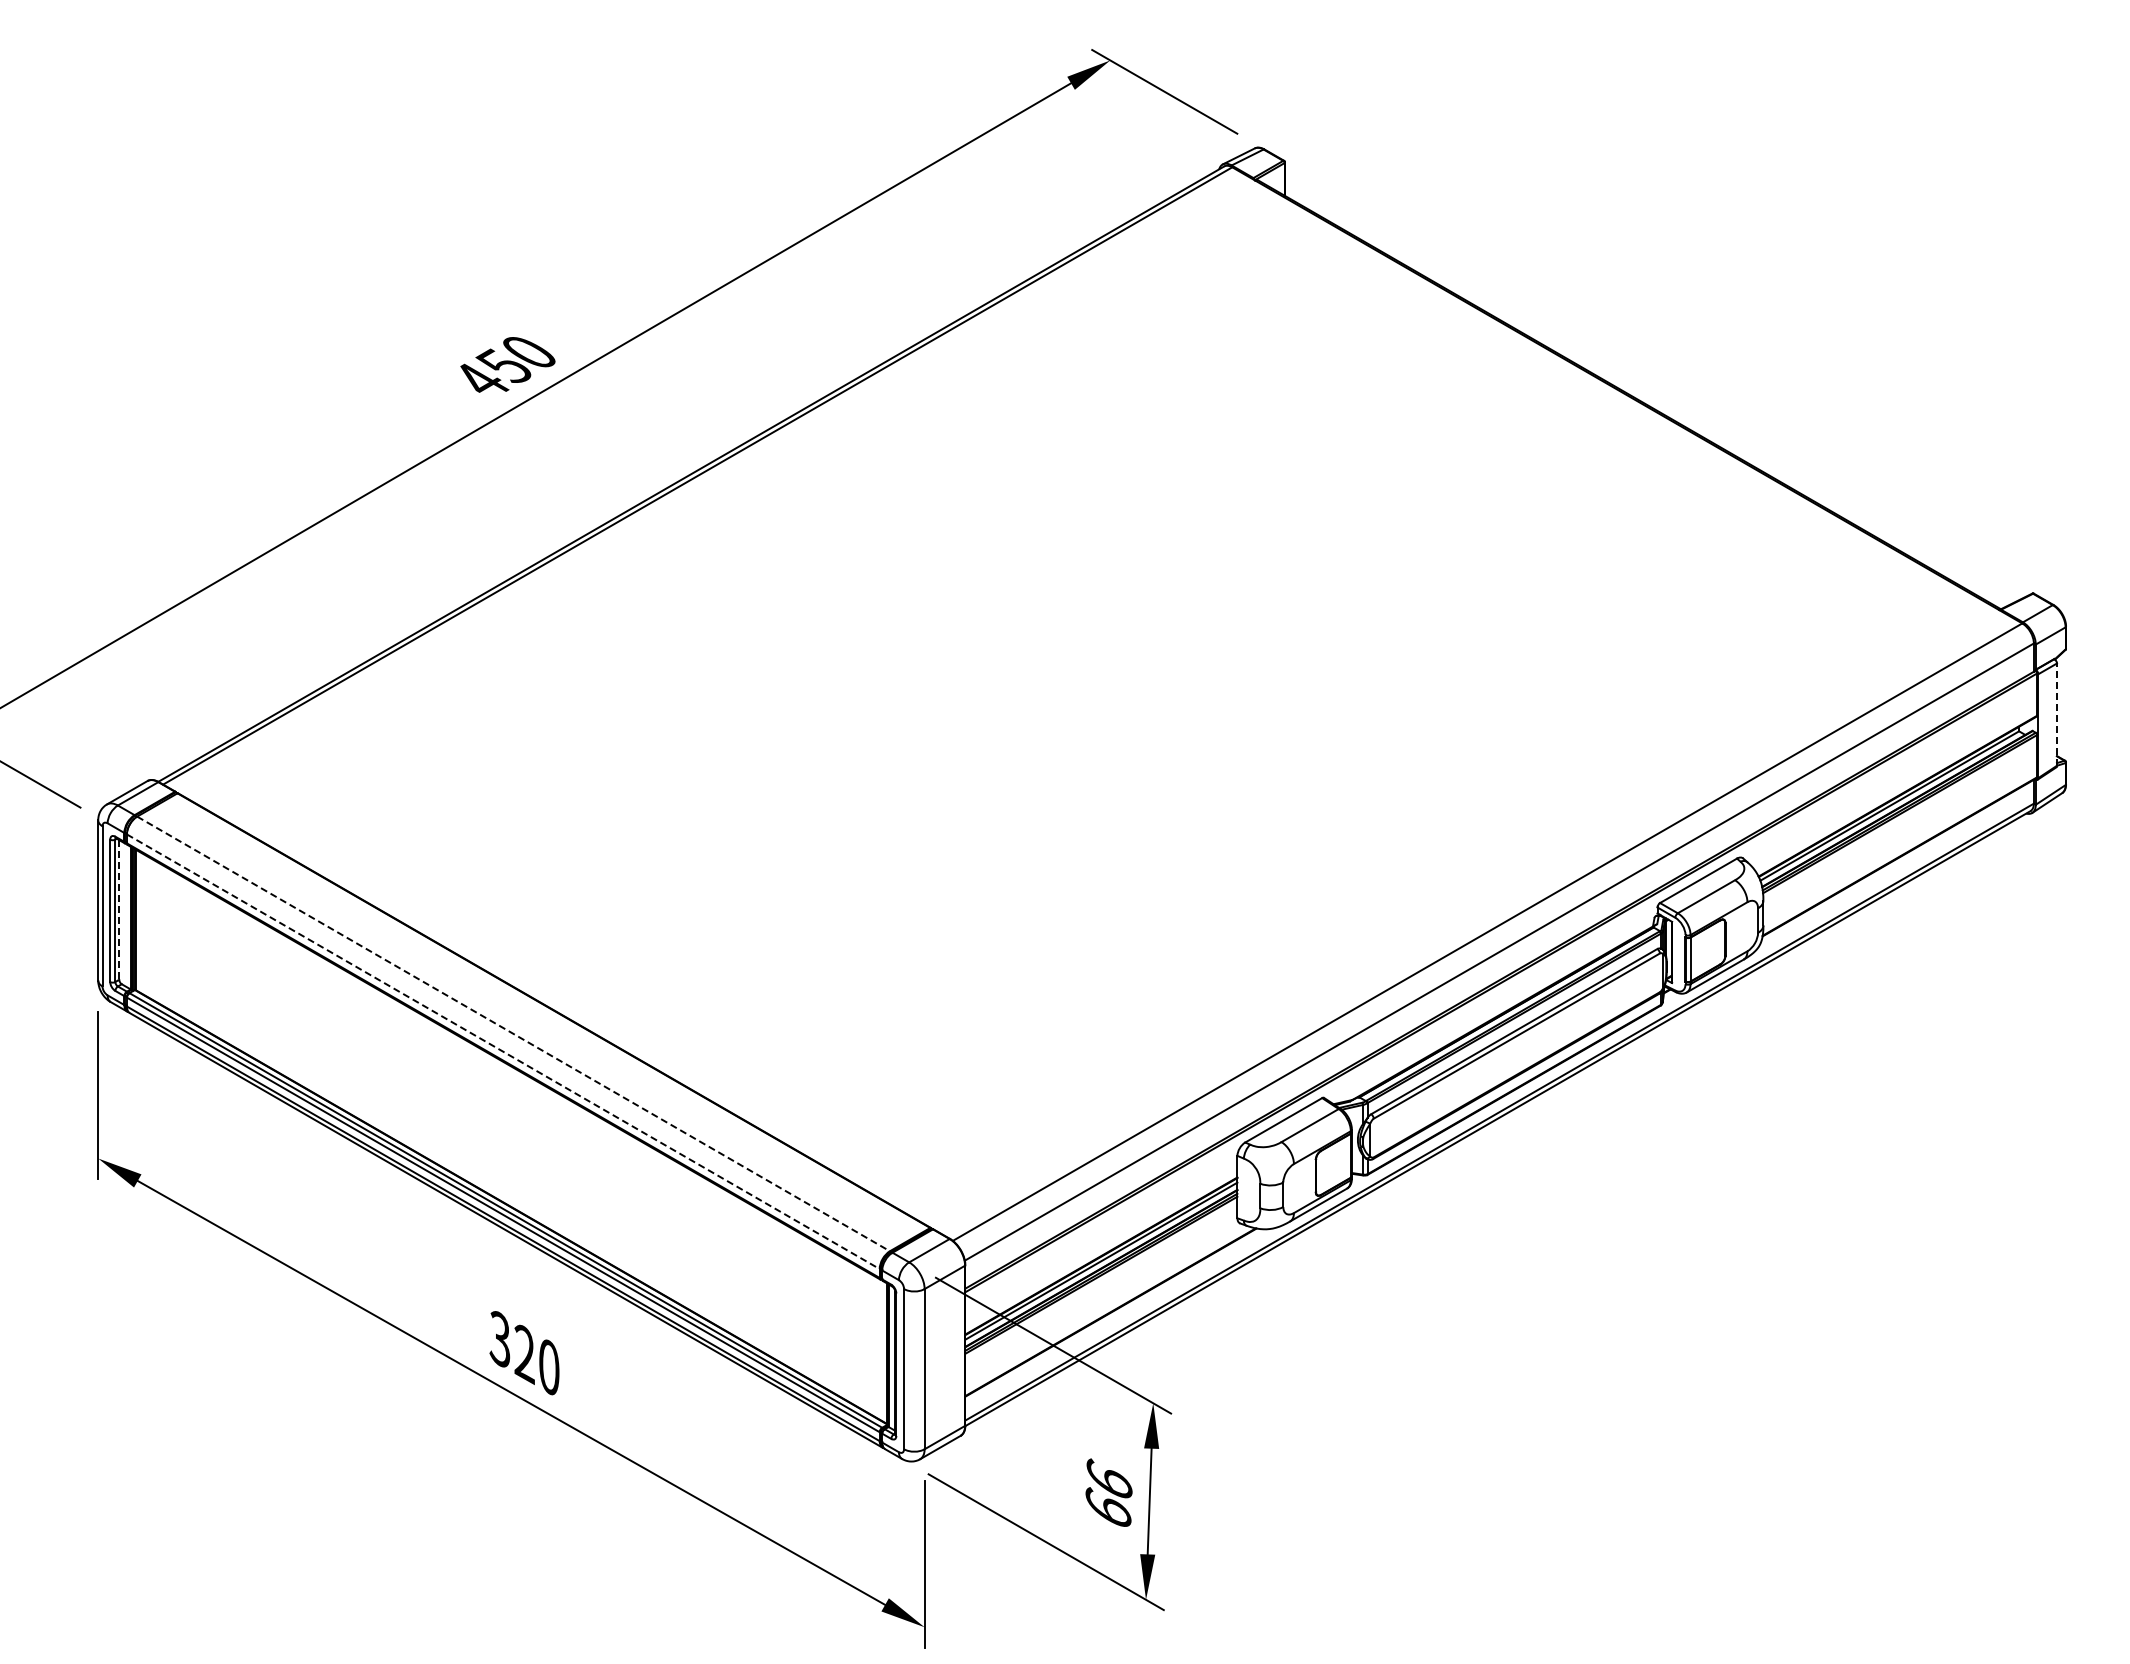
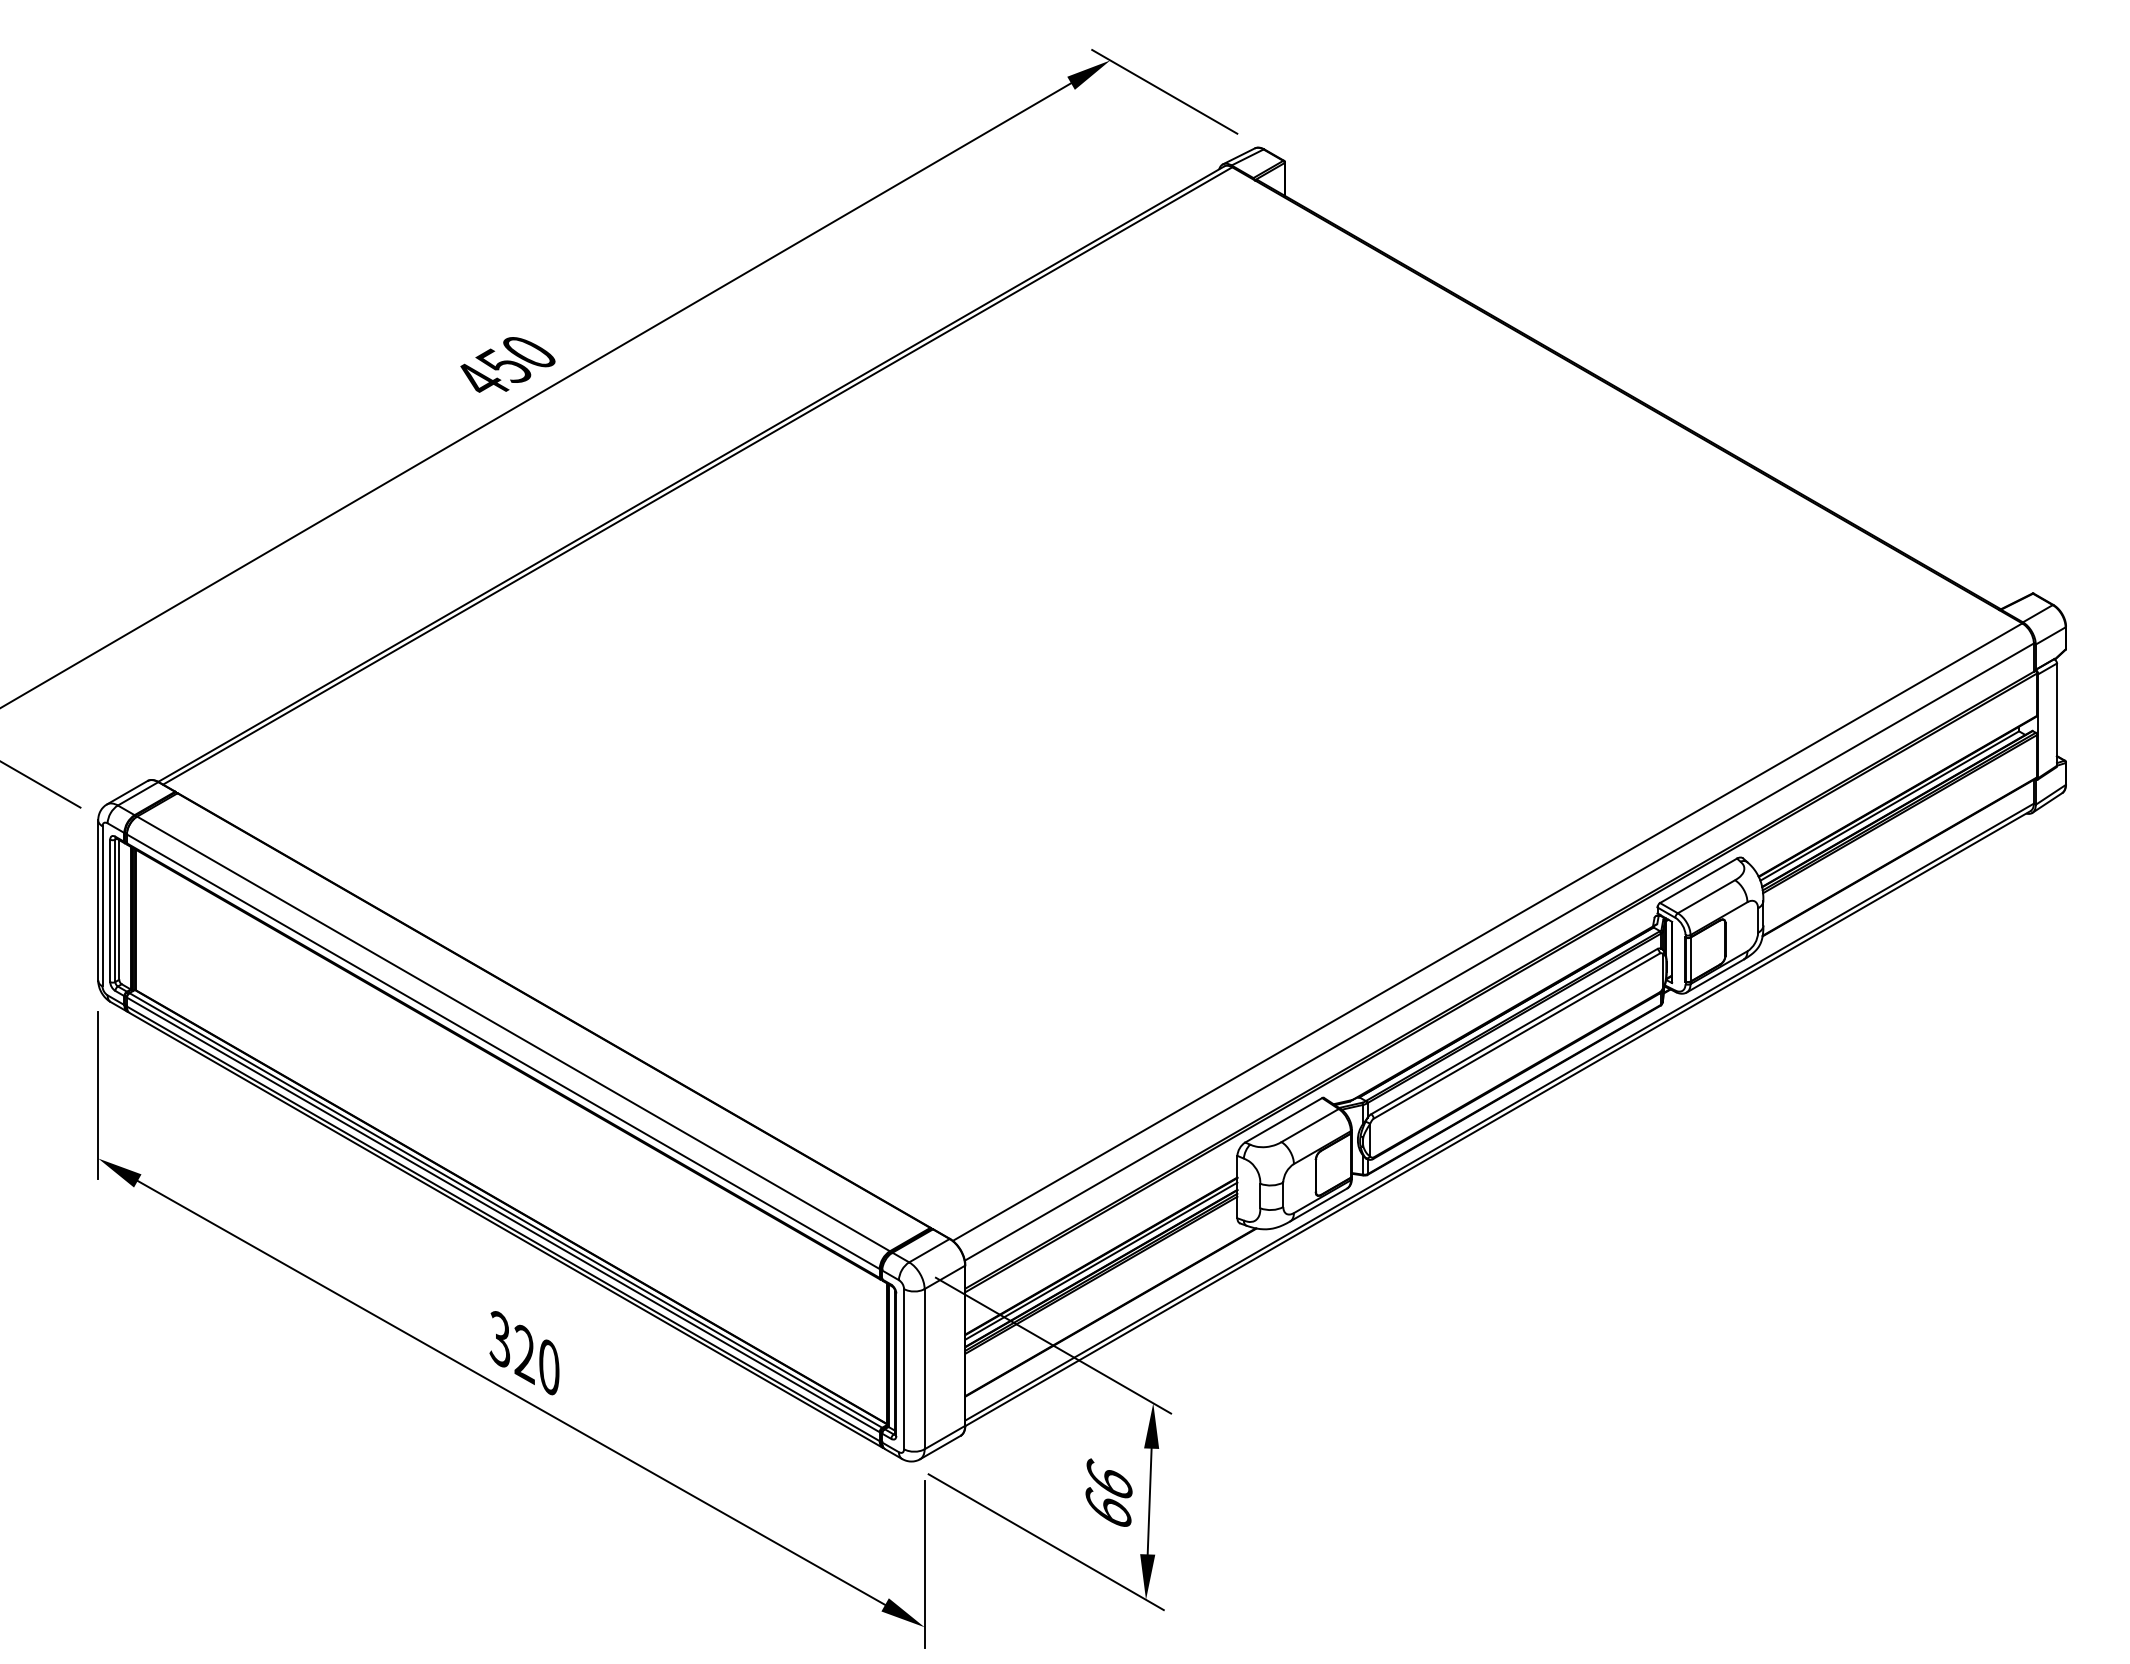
line: dashed -> solid (2056, 714)
line: dashed -> solid (119, 909)
line: dashed -> solid (513, 1033)
line: dashed -> solid (503, 1051)
